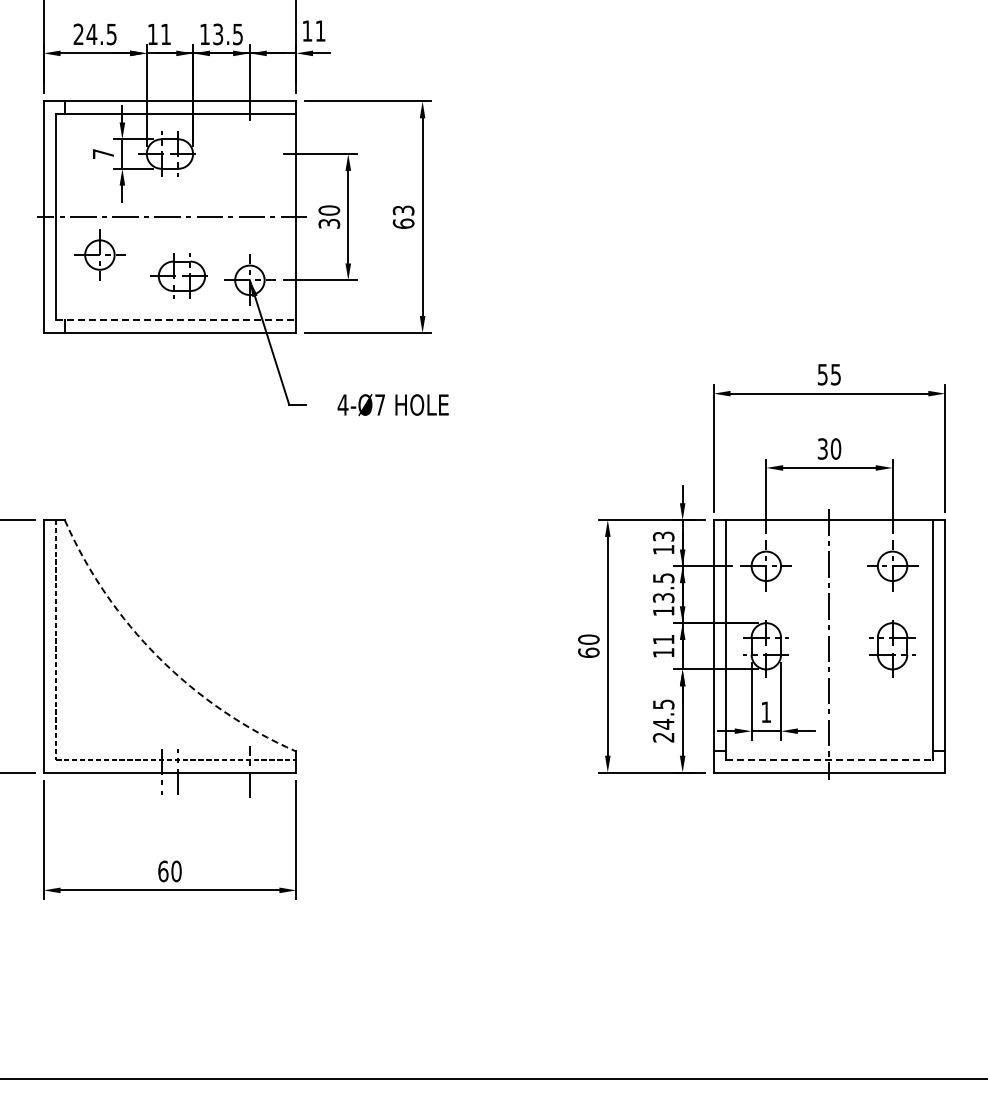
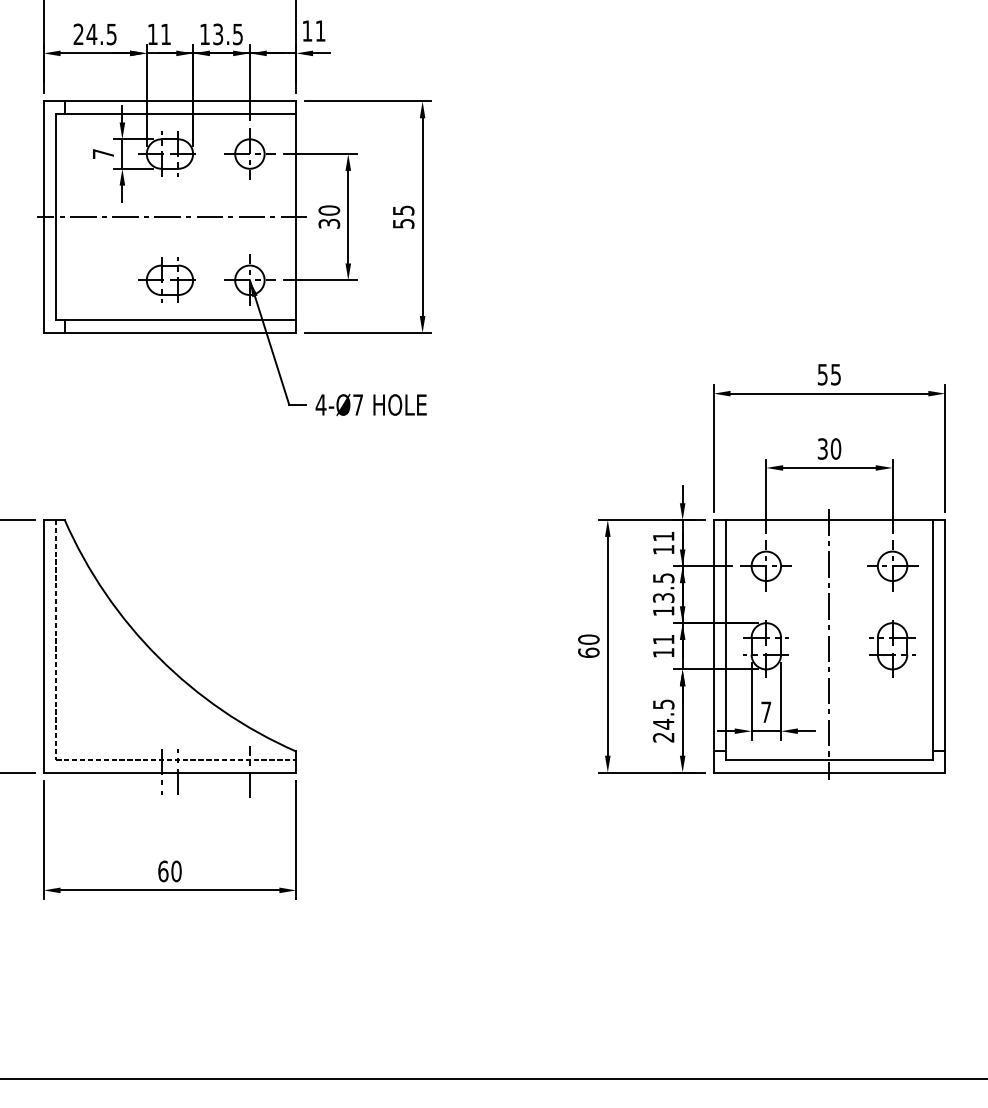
text: 63 -> 55 (403, 216)
part position: (99, 254) -> (249, 153) (249, 153)
part position: (178, 275) -> (166, 279) (166, 279)
line: dashed -> solid (176, 320)
text position: (392, 404) -> (370, 404) (370, 404)
text: 13 -> 11 (663, 536)
arc: dashed -> solid (158, 657)
text: 1 -> 7 (766, 711)
line: dashed -> solid (829, 759)
